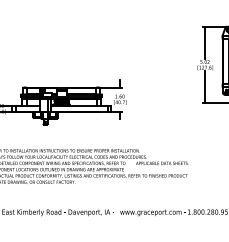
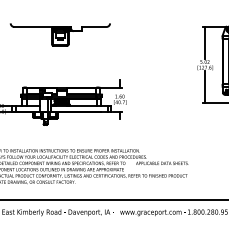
part: none -> present (60, 34)
line: none -> present (113, 199)
